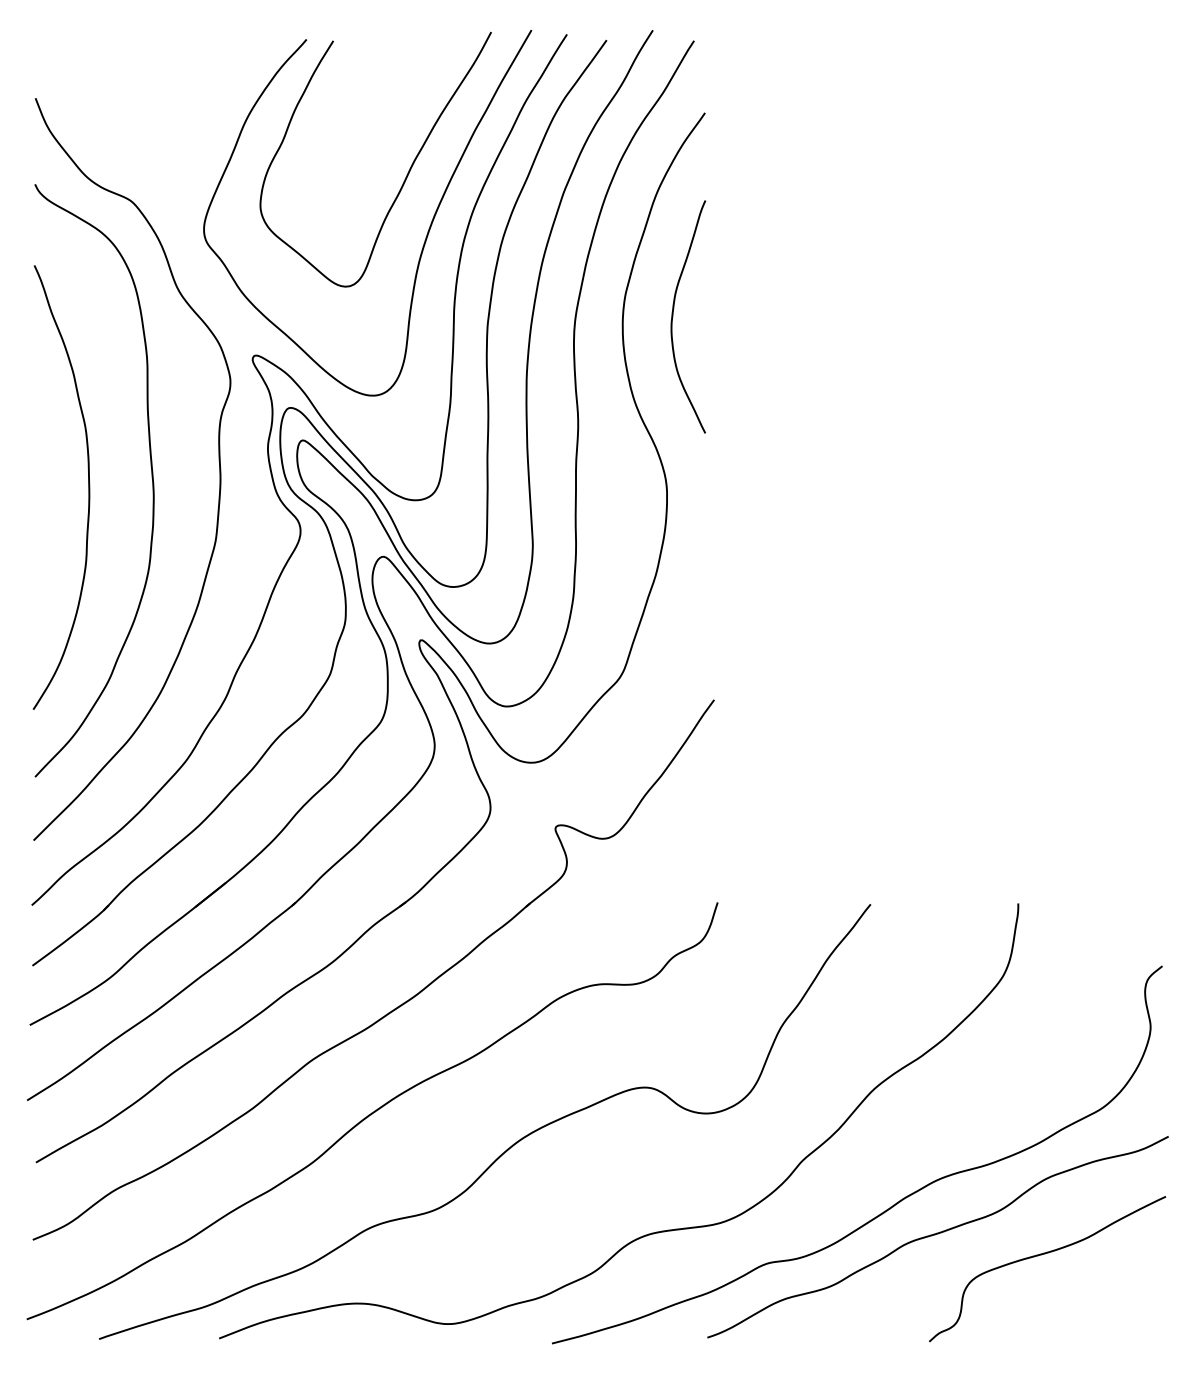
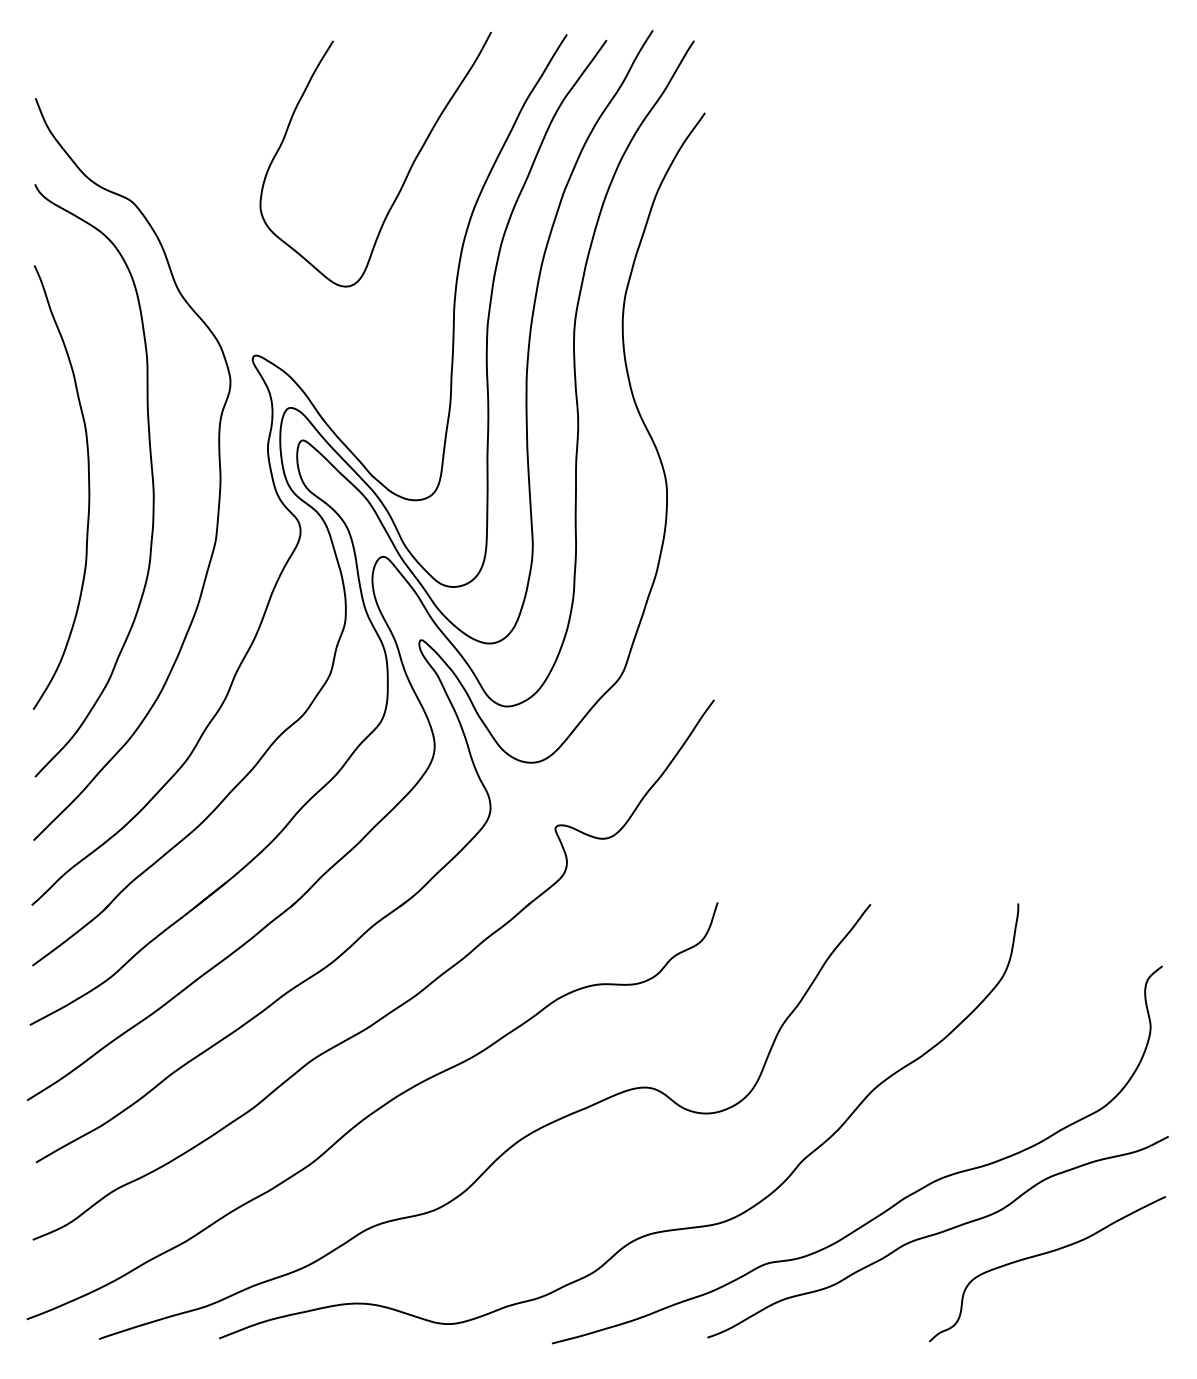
curve: present -> none (426, 234)
curve: present -> none (673, 316)
